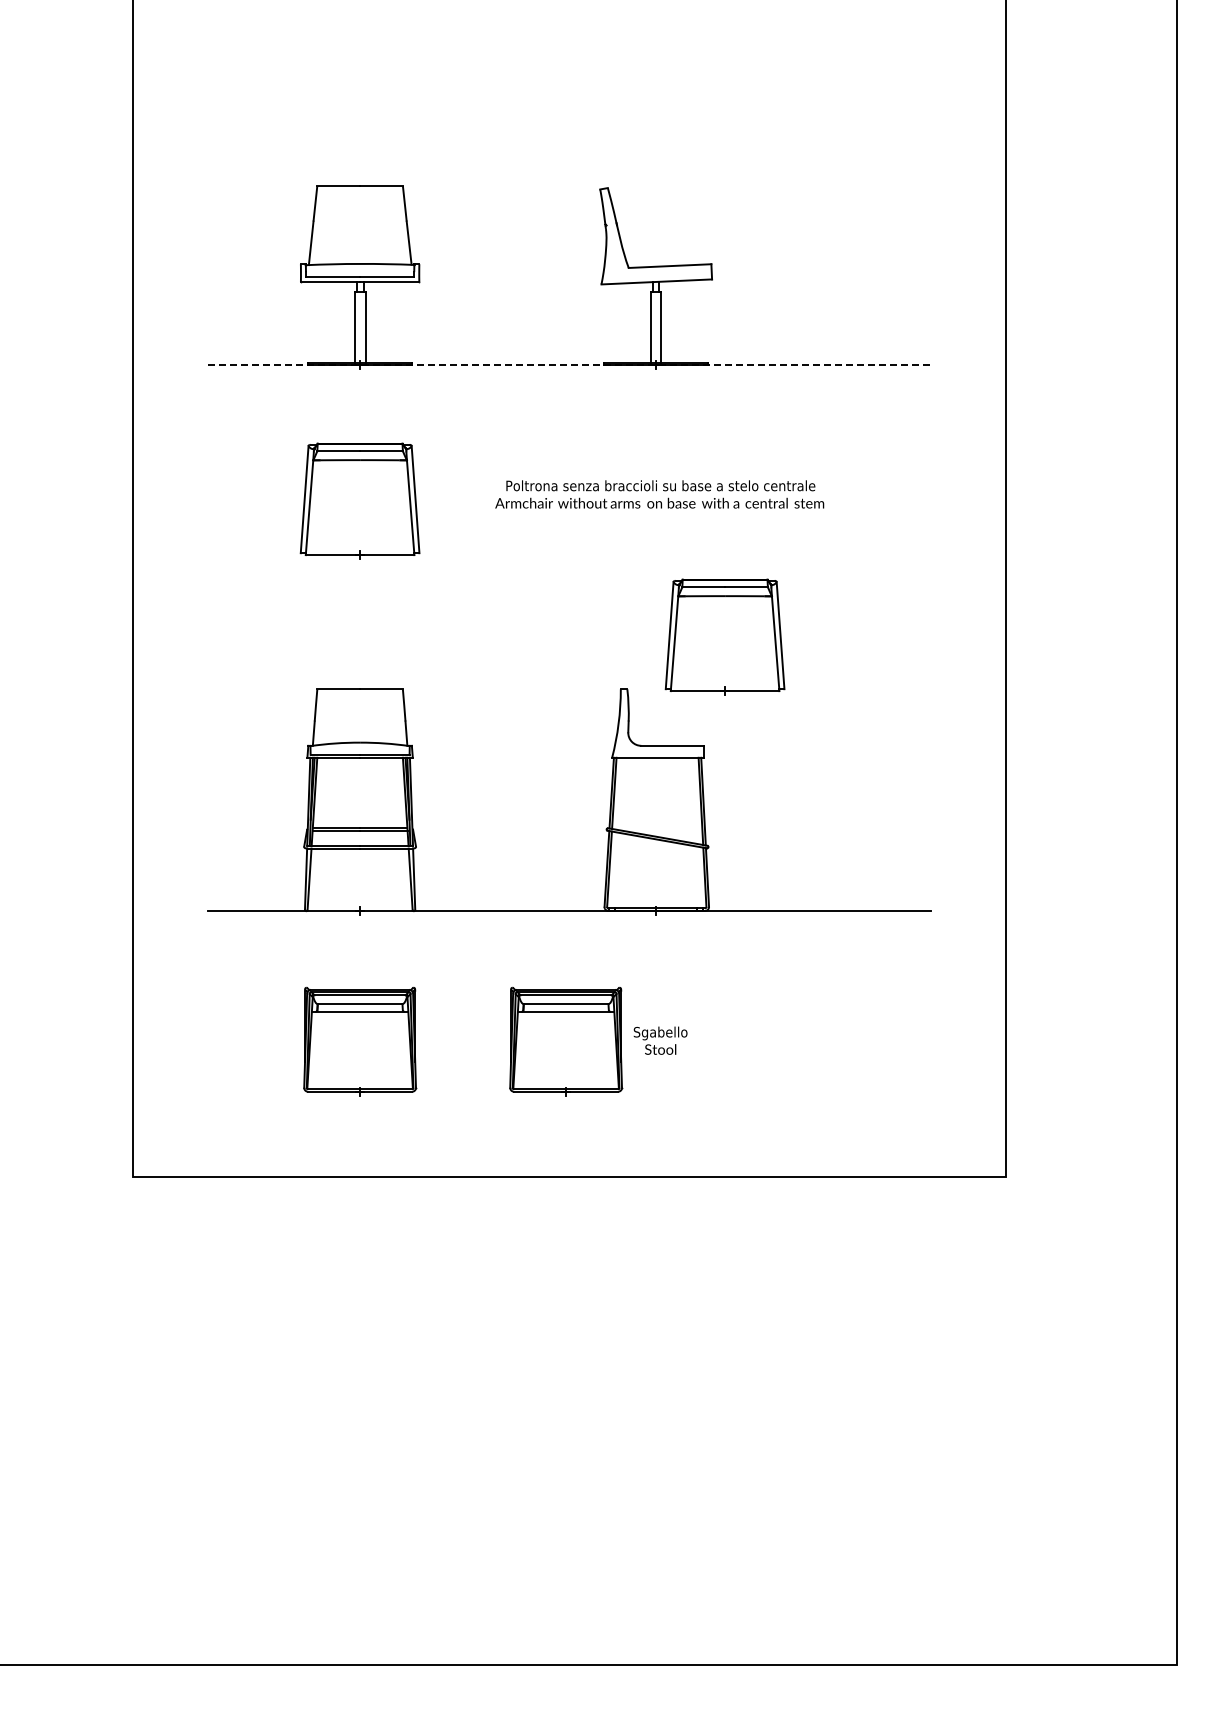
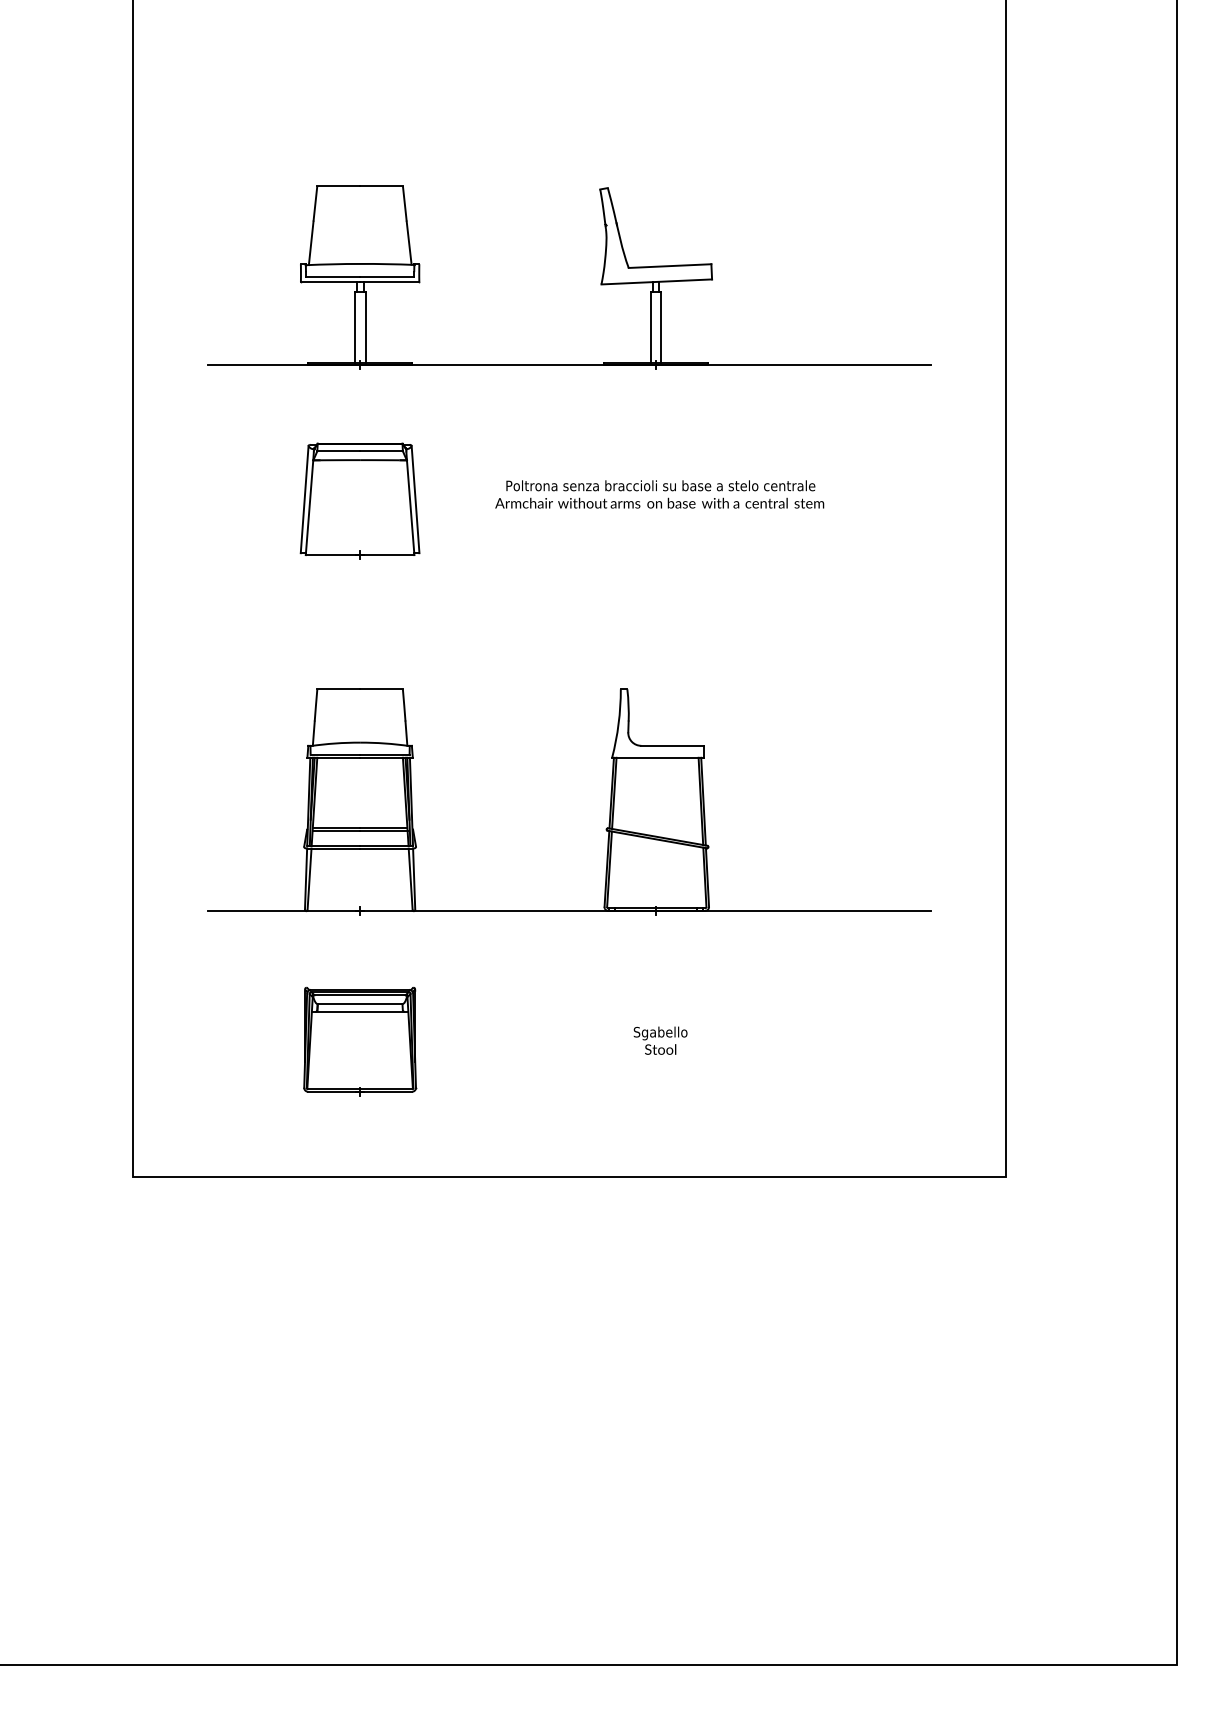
line: dashed -> solid (569, 364)
part: present -> none (724, 636)
part: present -> none (566, 1041)
